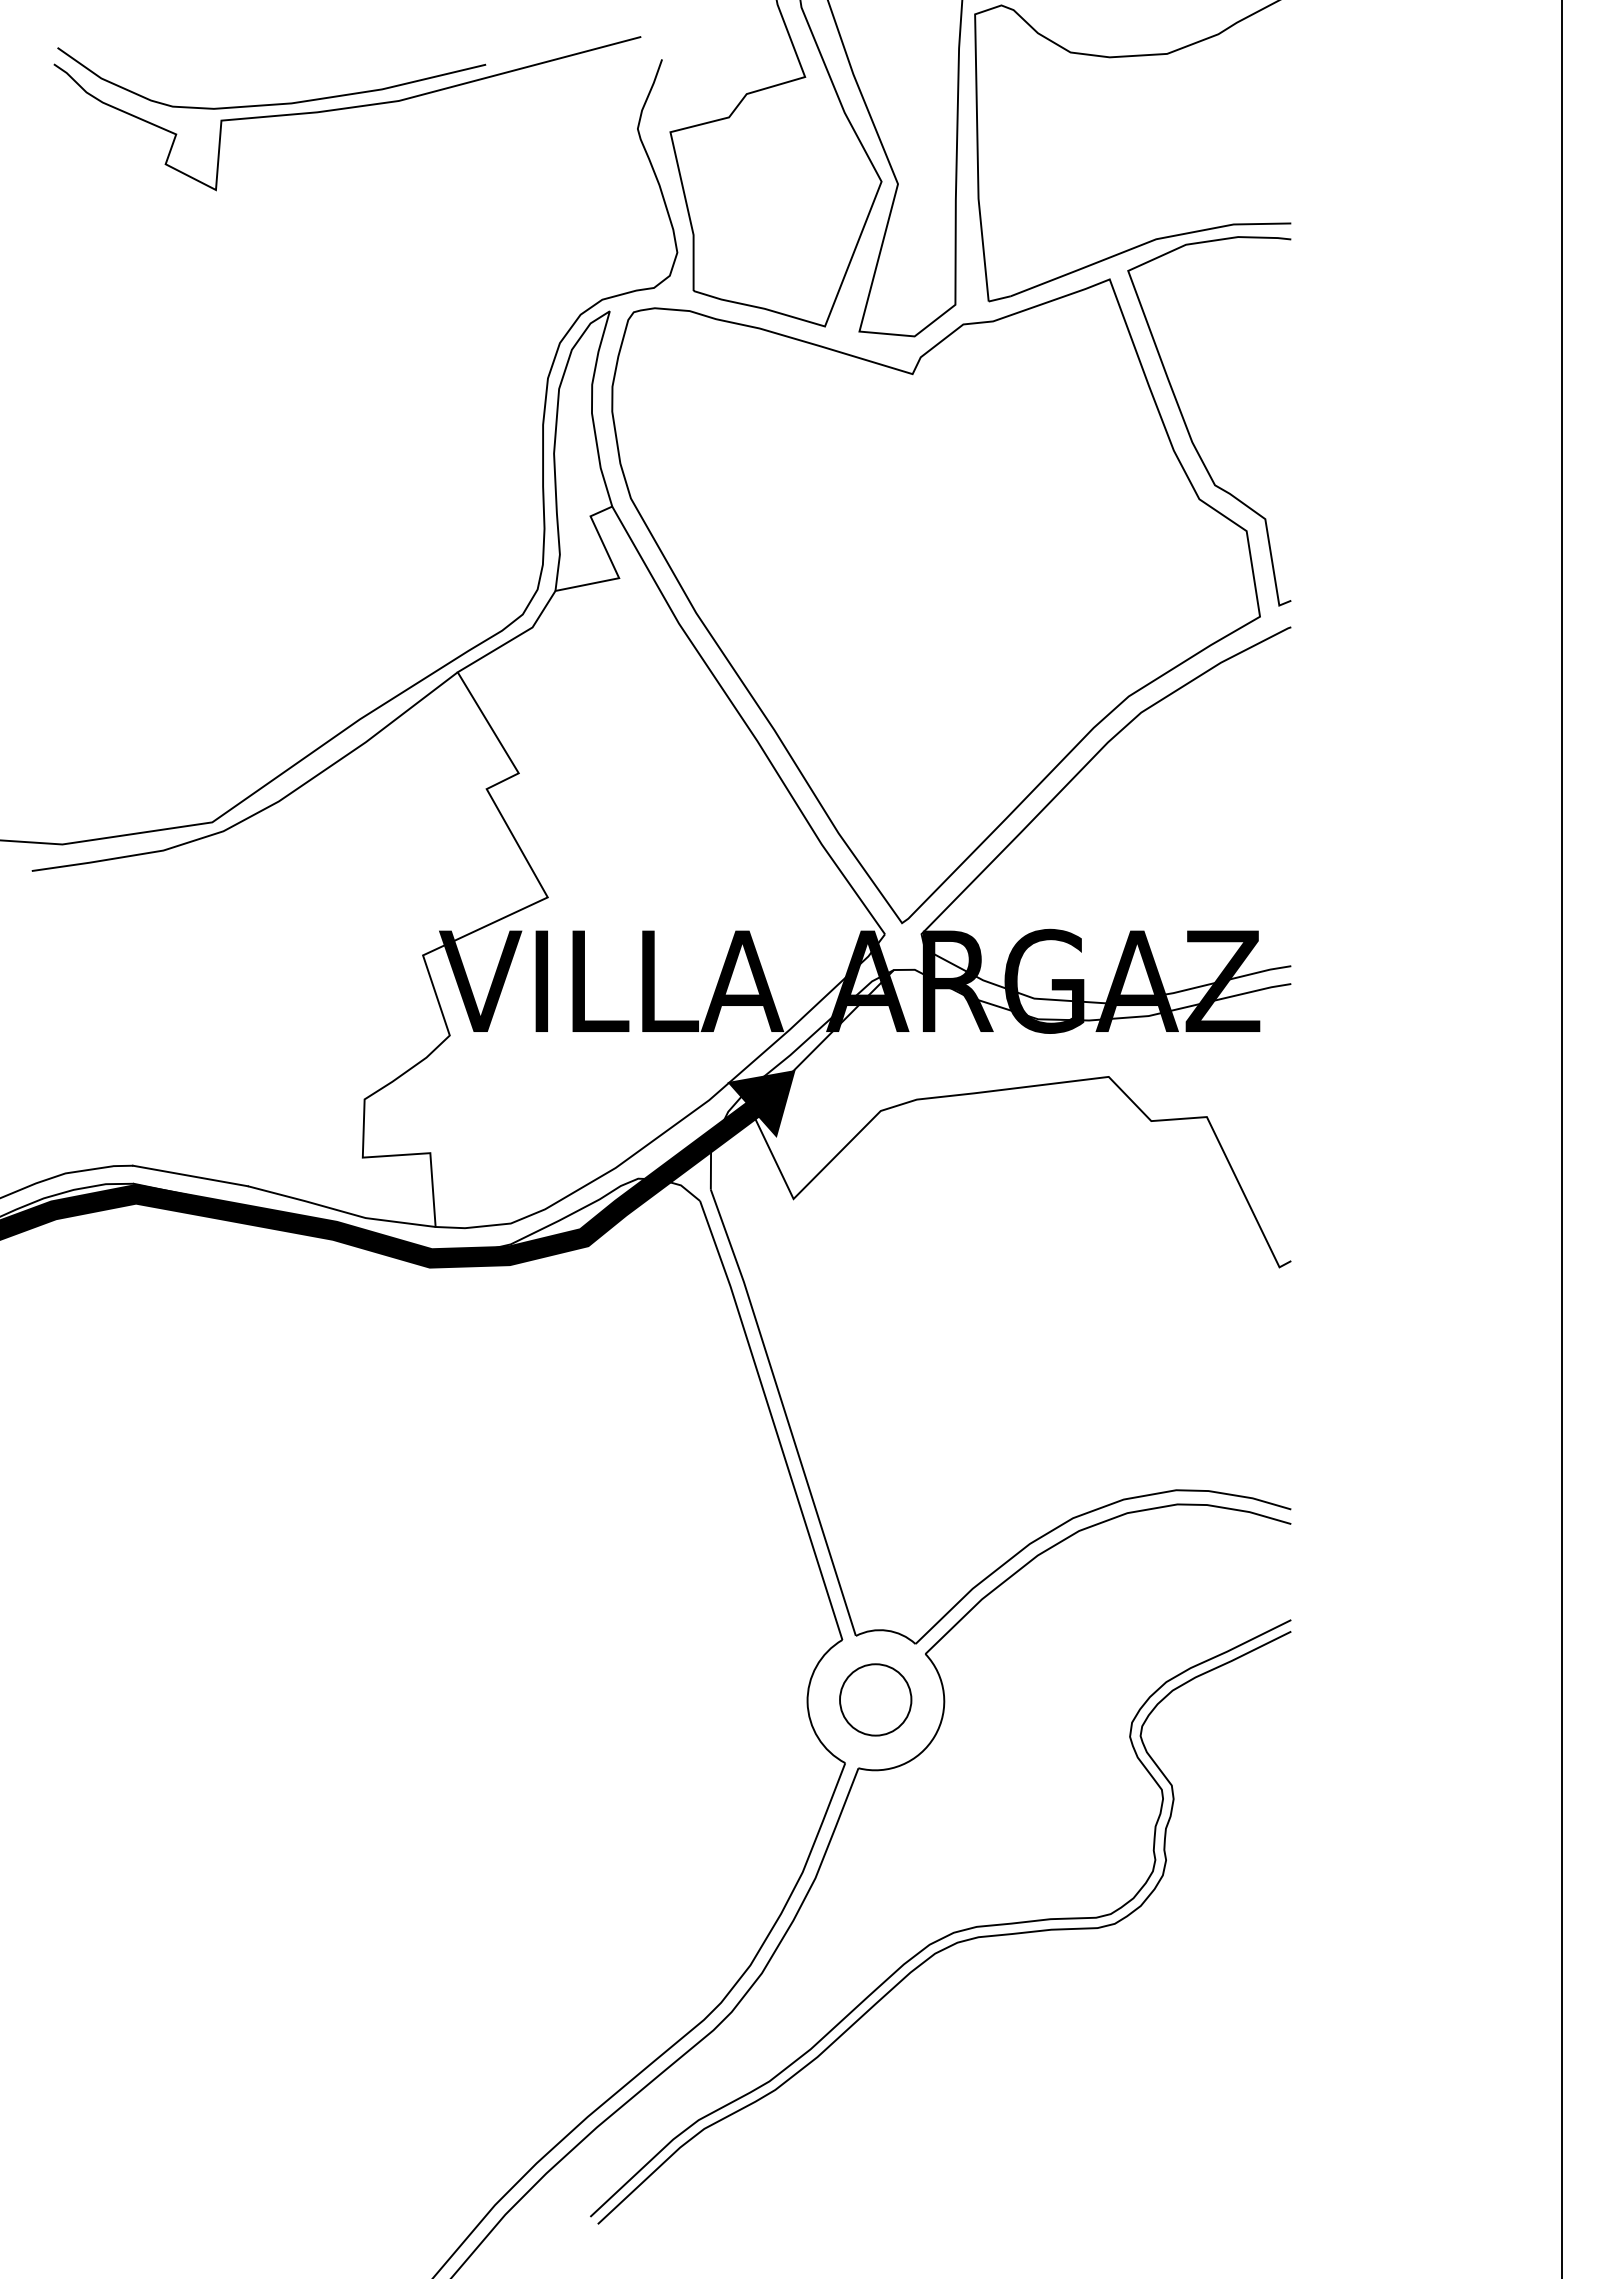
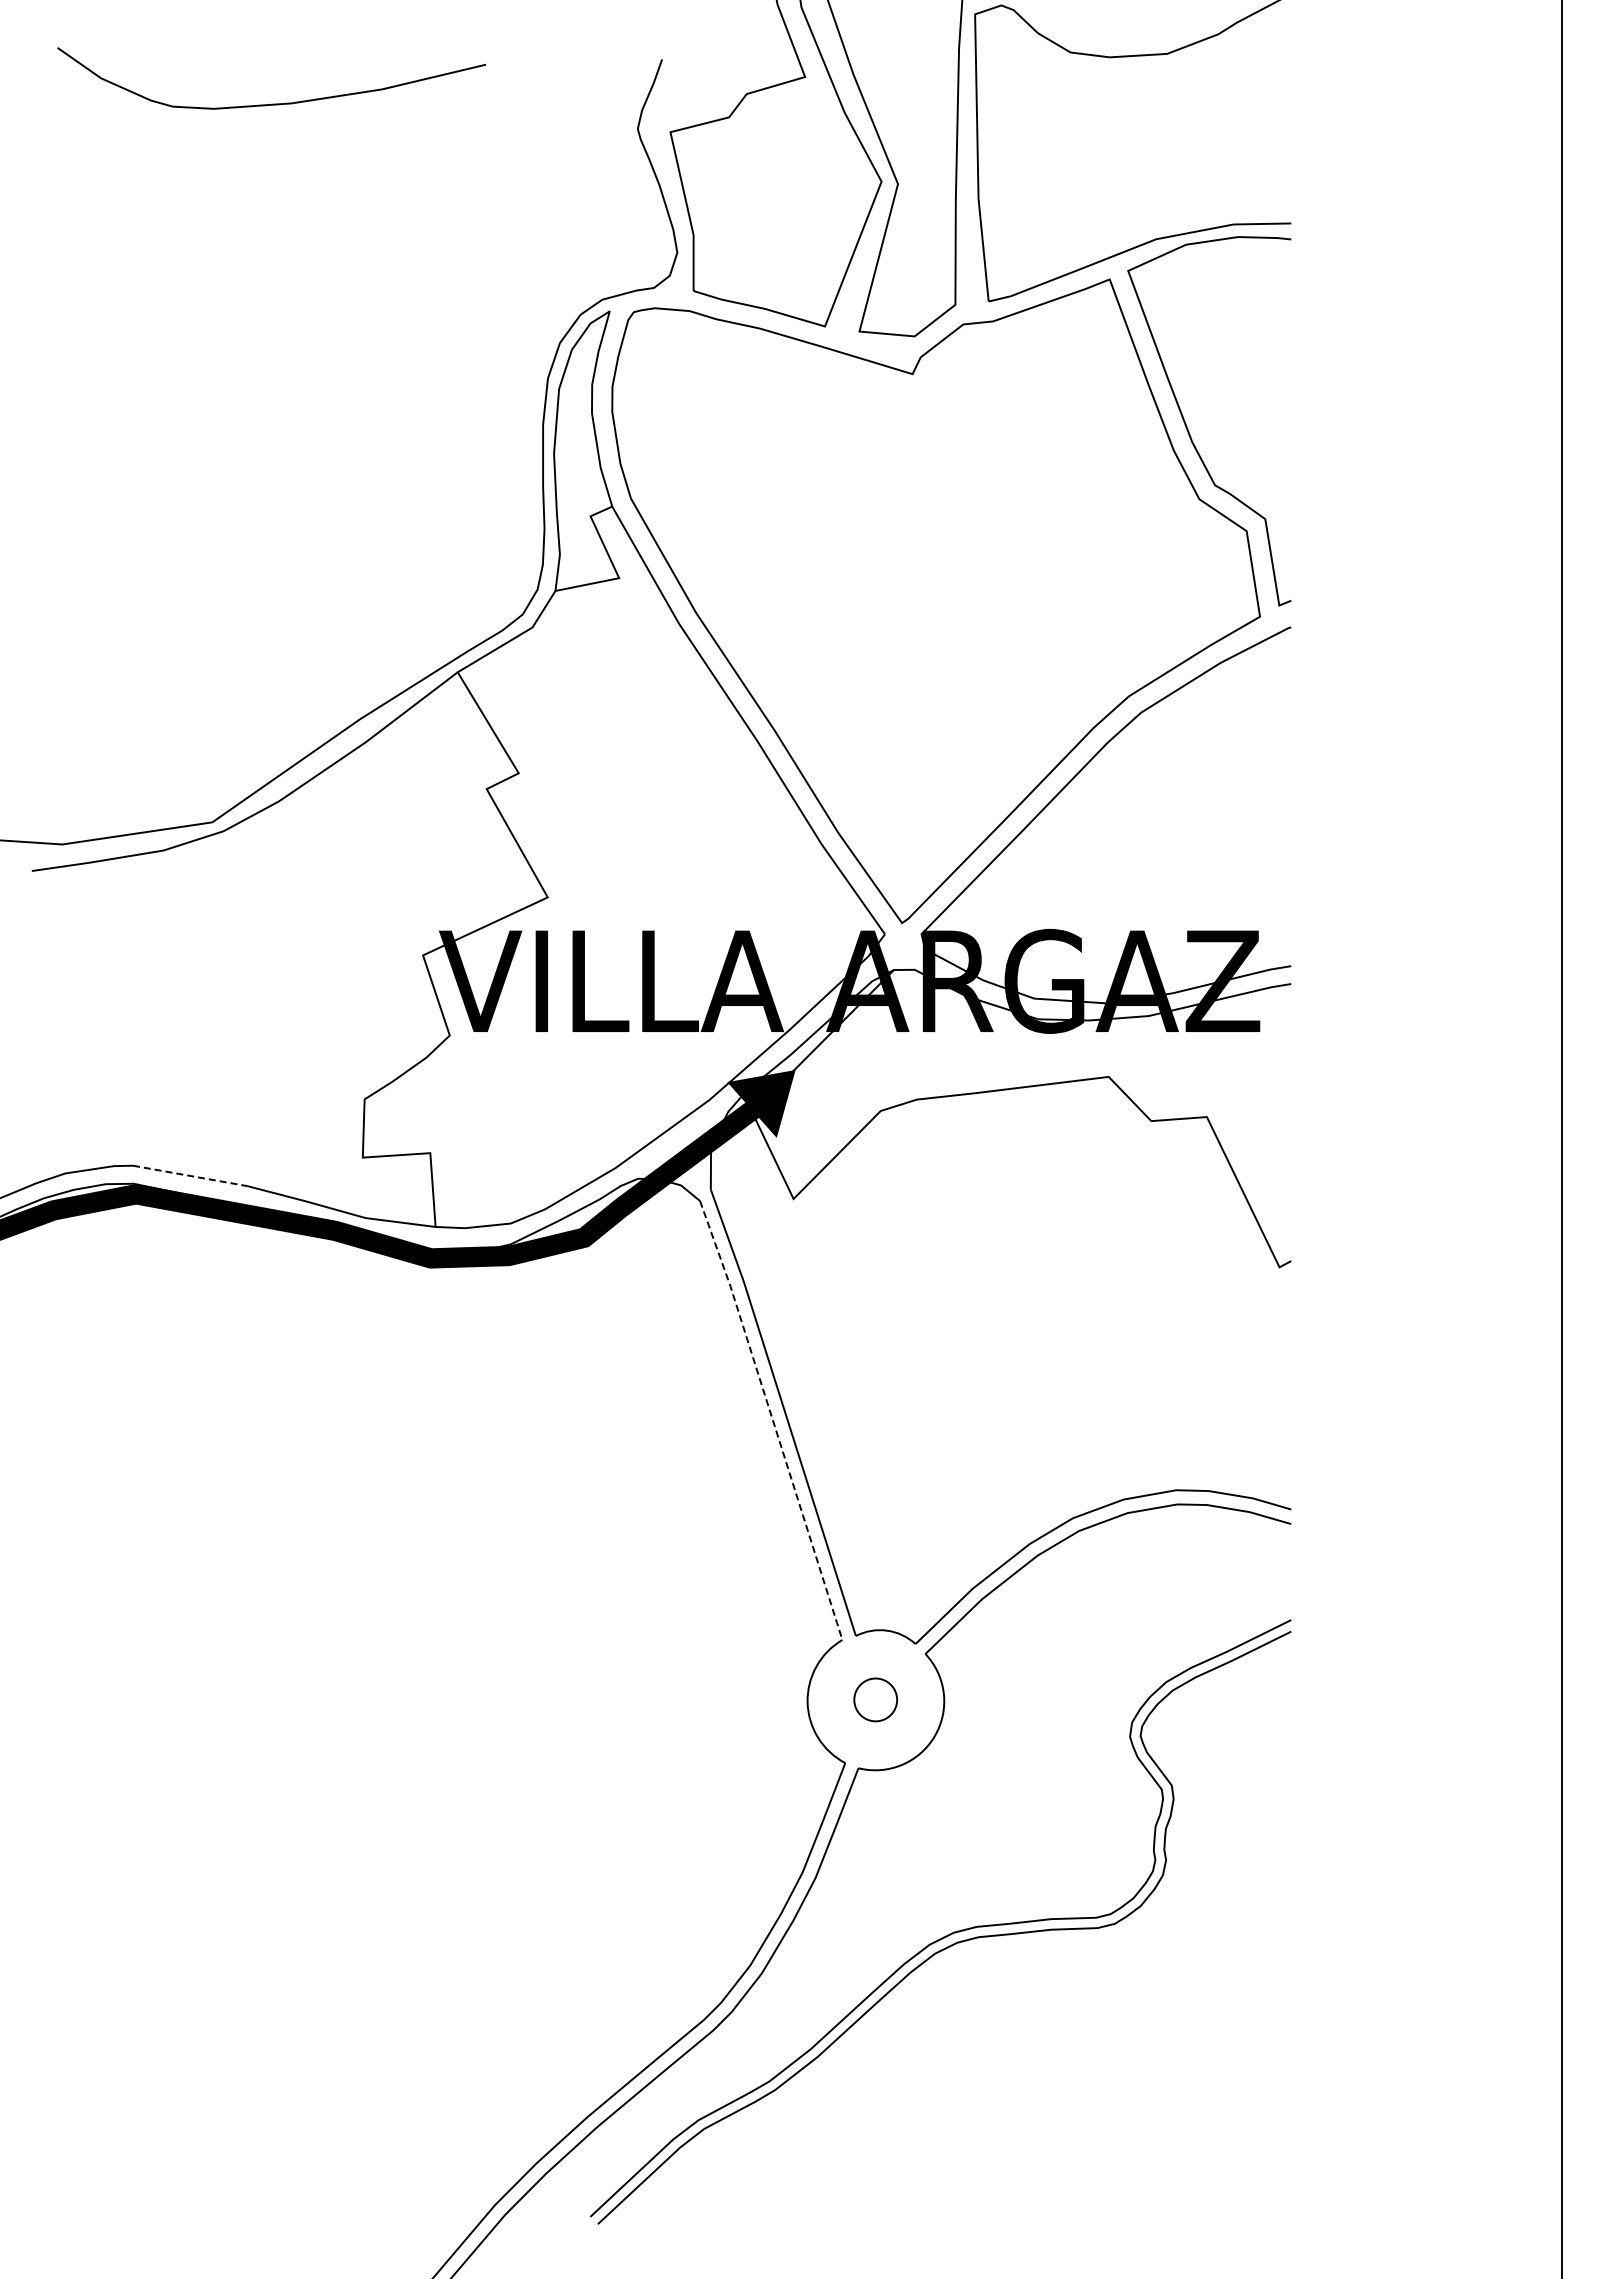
curve: present -> none (346, 109)
line: solid -> dashed (190, 1176)
line: solid -> dashed (772, 1419)
circle diameter: 71 px -> 43 px (875, 1699)
